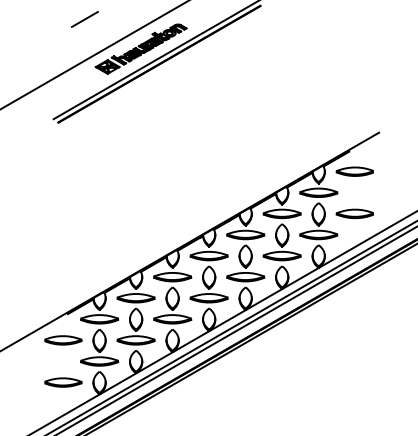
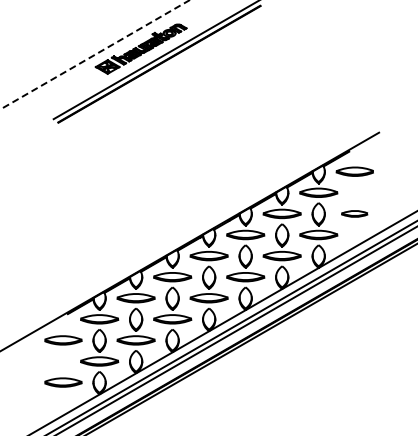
line: present -> none (84, 18)
line: solid -> dashed (95, 54)
part size: 39x12 px -> 28x8 px (354, 213)
